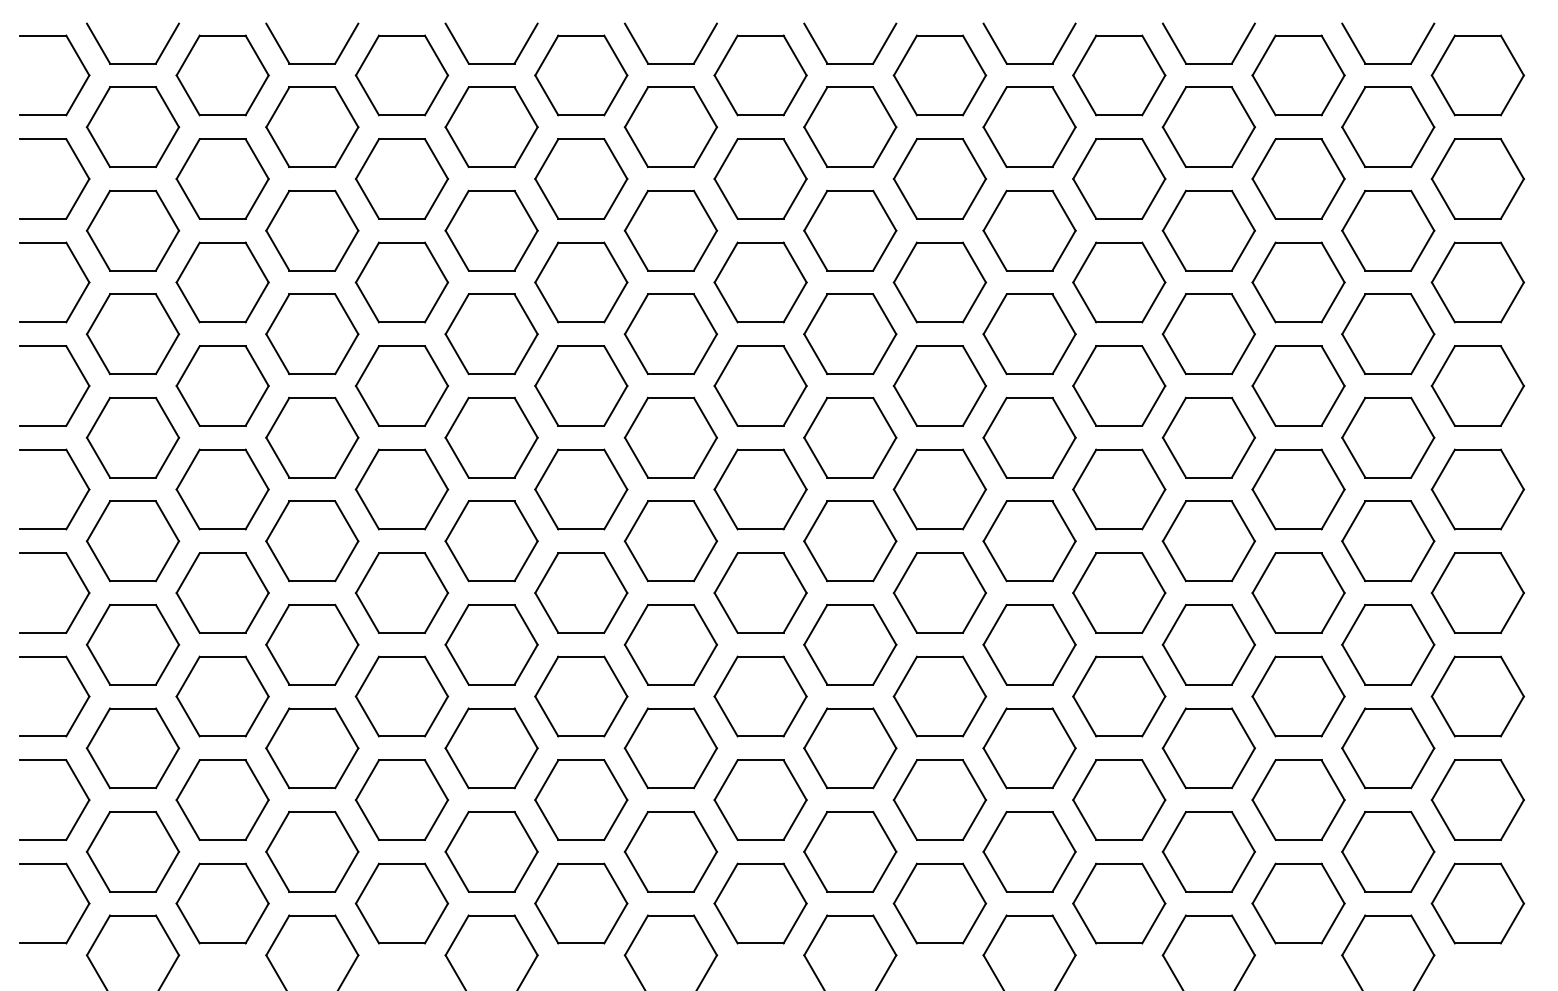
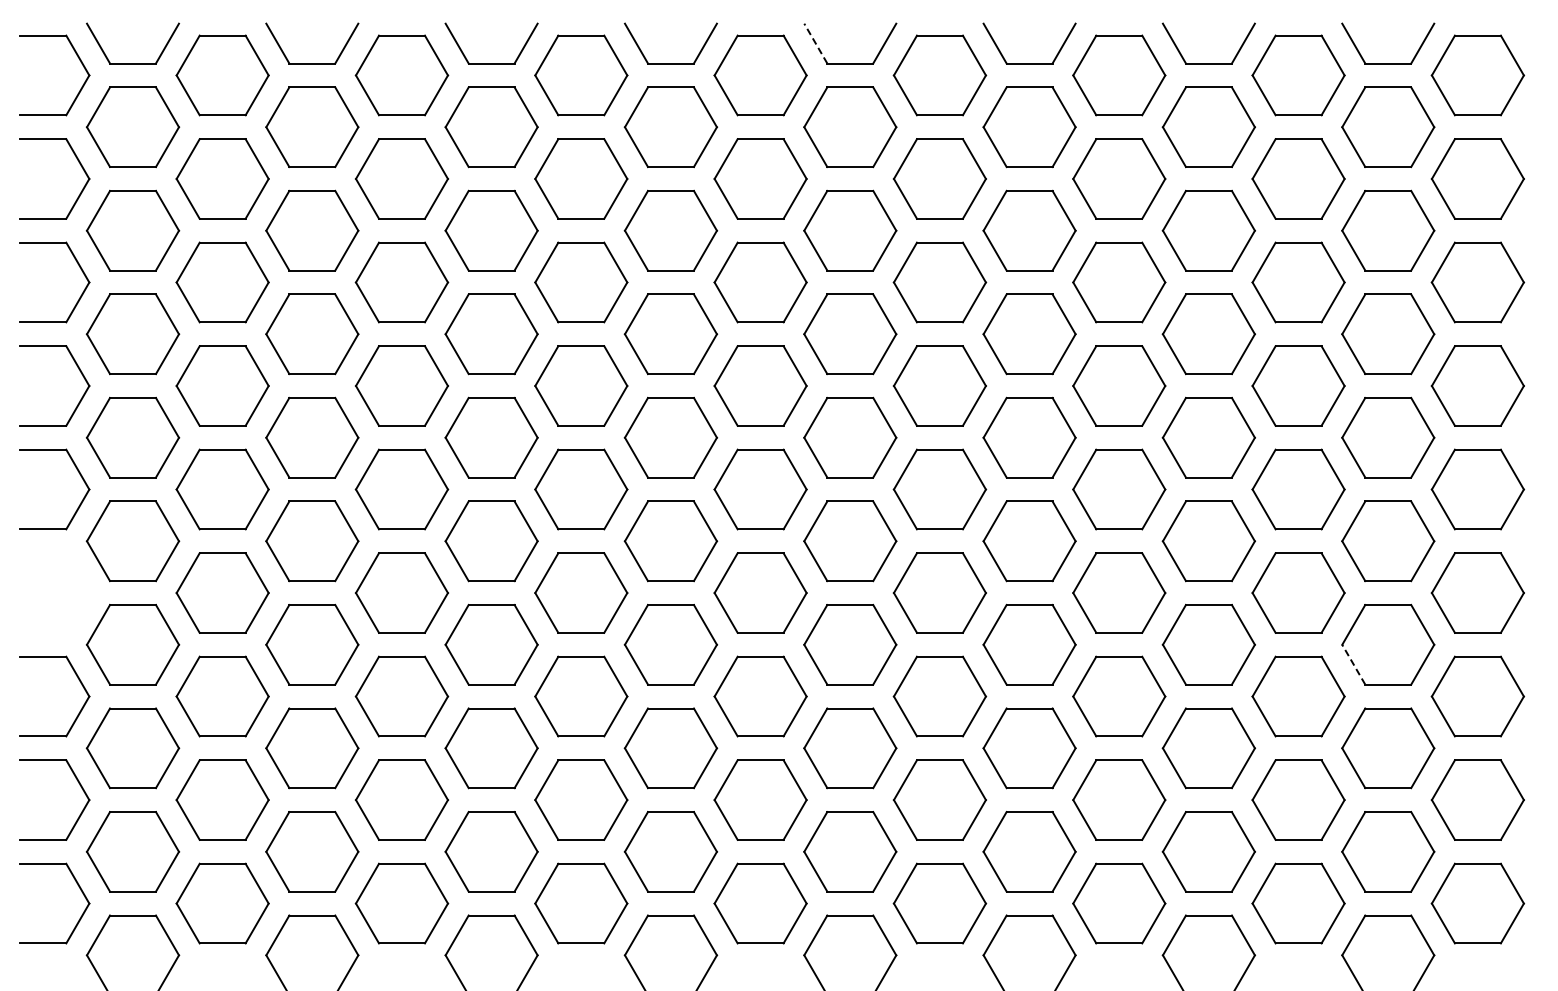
line: solid -> dashed (815, 43)
part: present -> none (79, 578)
line: solid -> dashed (1353, 664)
